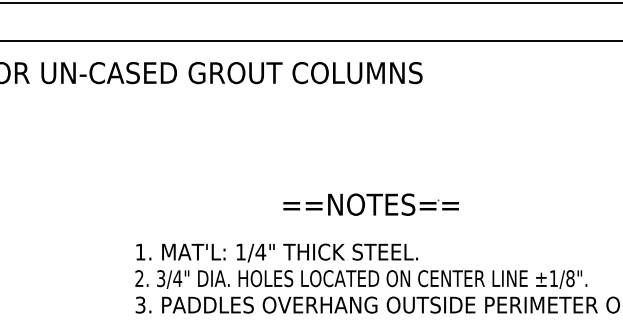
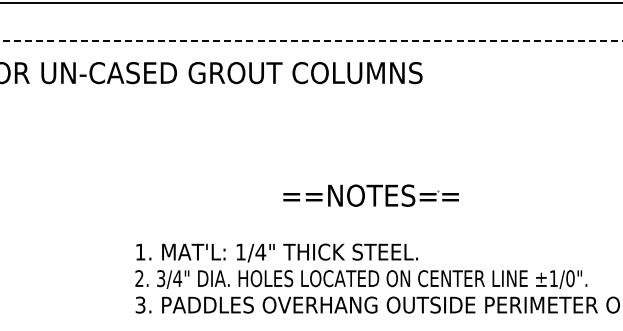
line: solid -> dashed (311, 41)
part position: (370, 204) -> (370, 195) (370, 195)
text: ±1/8". -> ±1/0". (570, 278)
